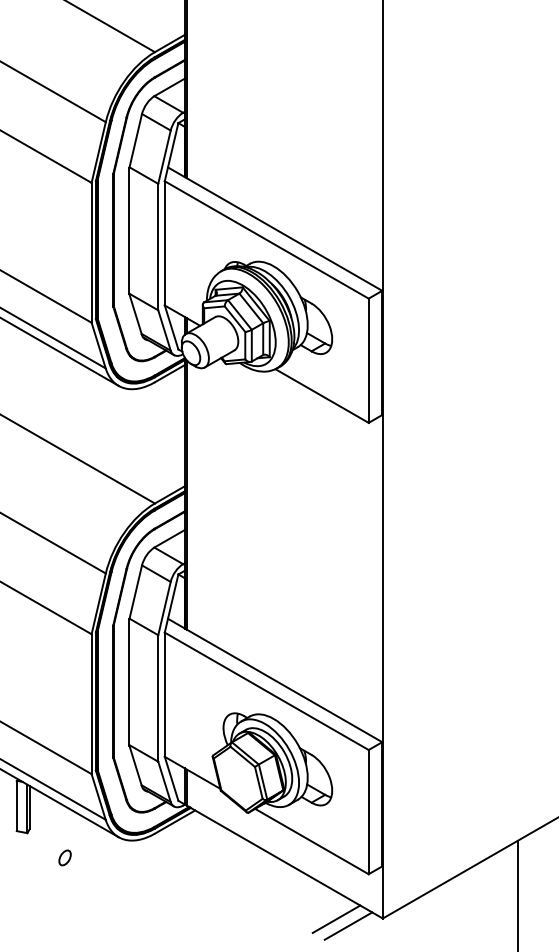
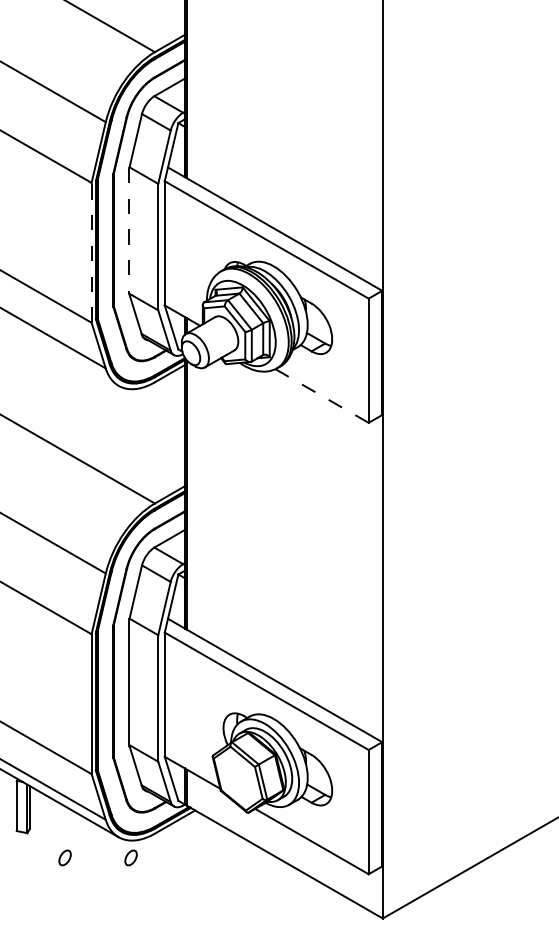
line: solid -> dashed (129, 231)
line: solid -> dashed (91, 252)
line: present -> none (60, 351)
line: solid -> dashed (322, 396)
part: none -> present (130, 857)
line: present -> none (518, 894)
line: present -> none (336, 918)
line: present -> none (348, 925)
